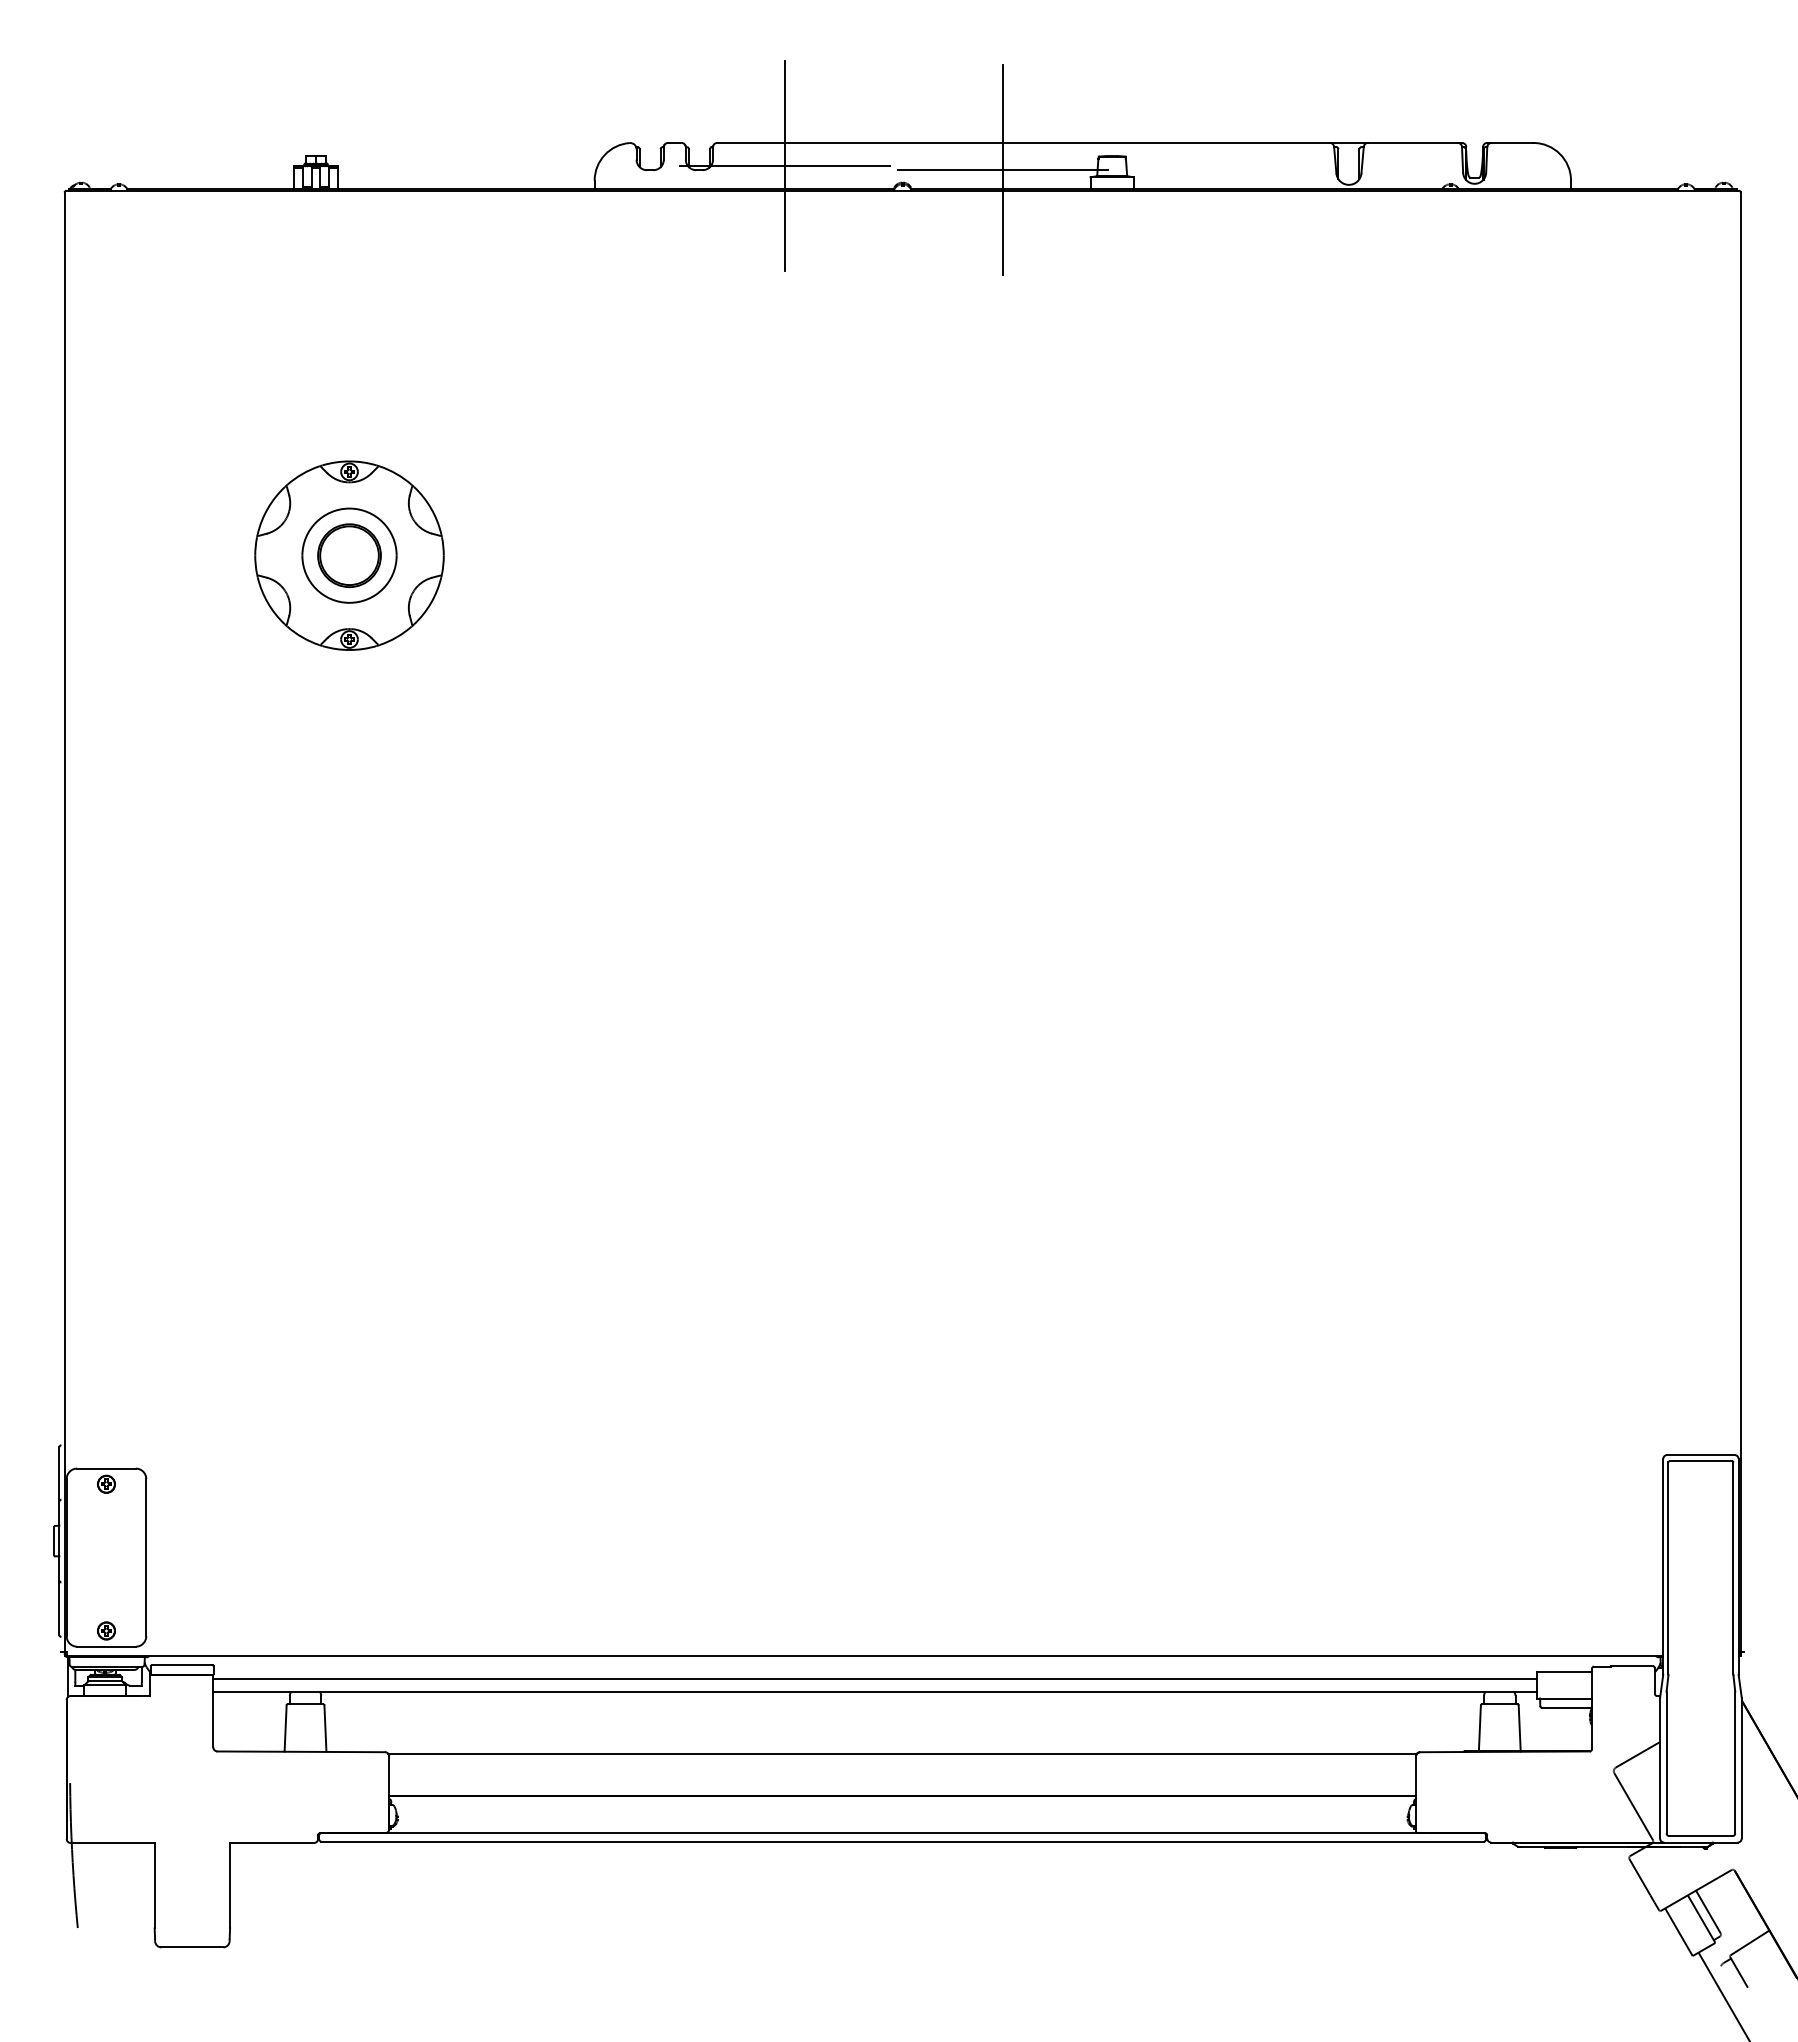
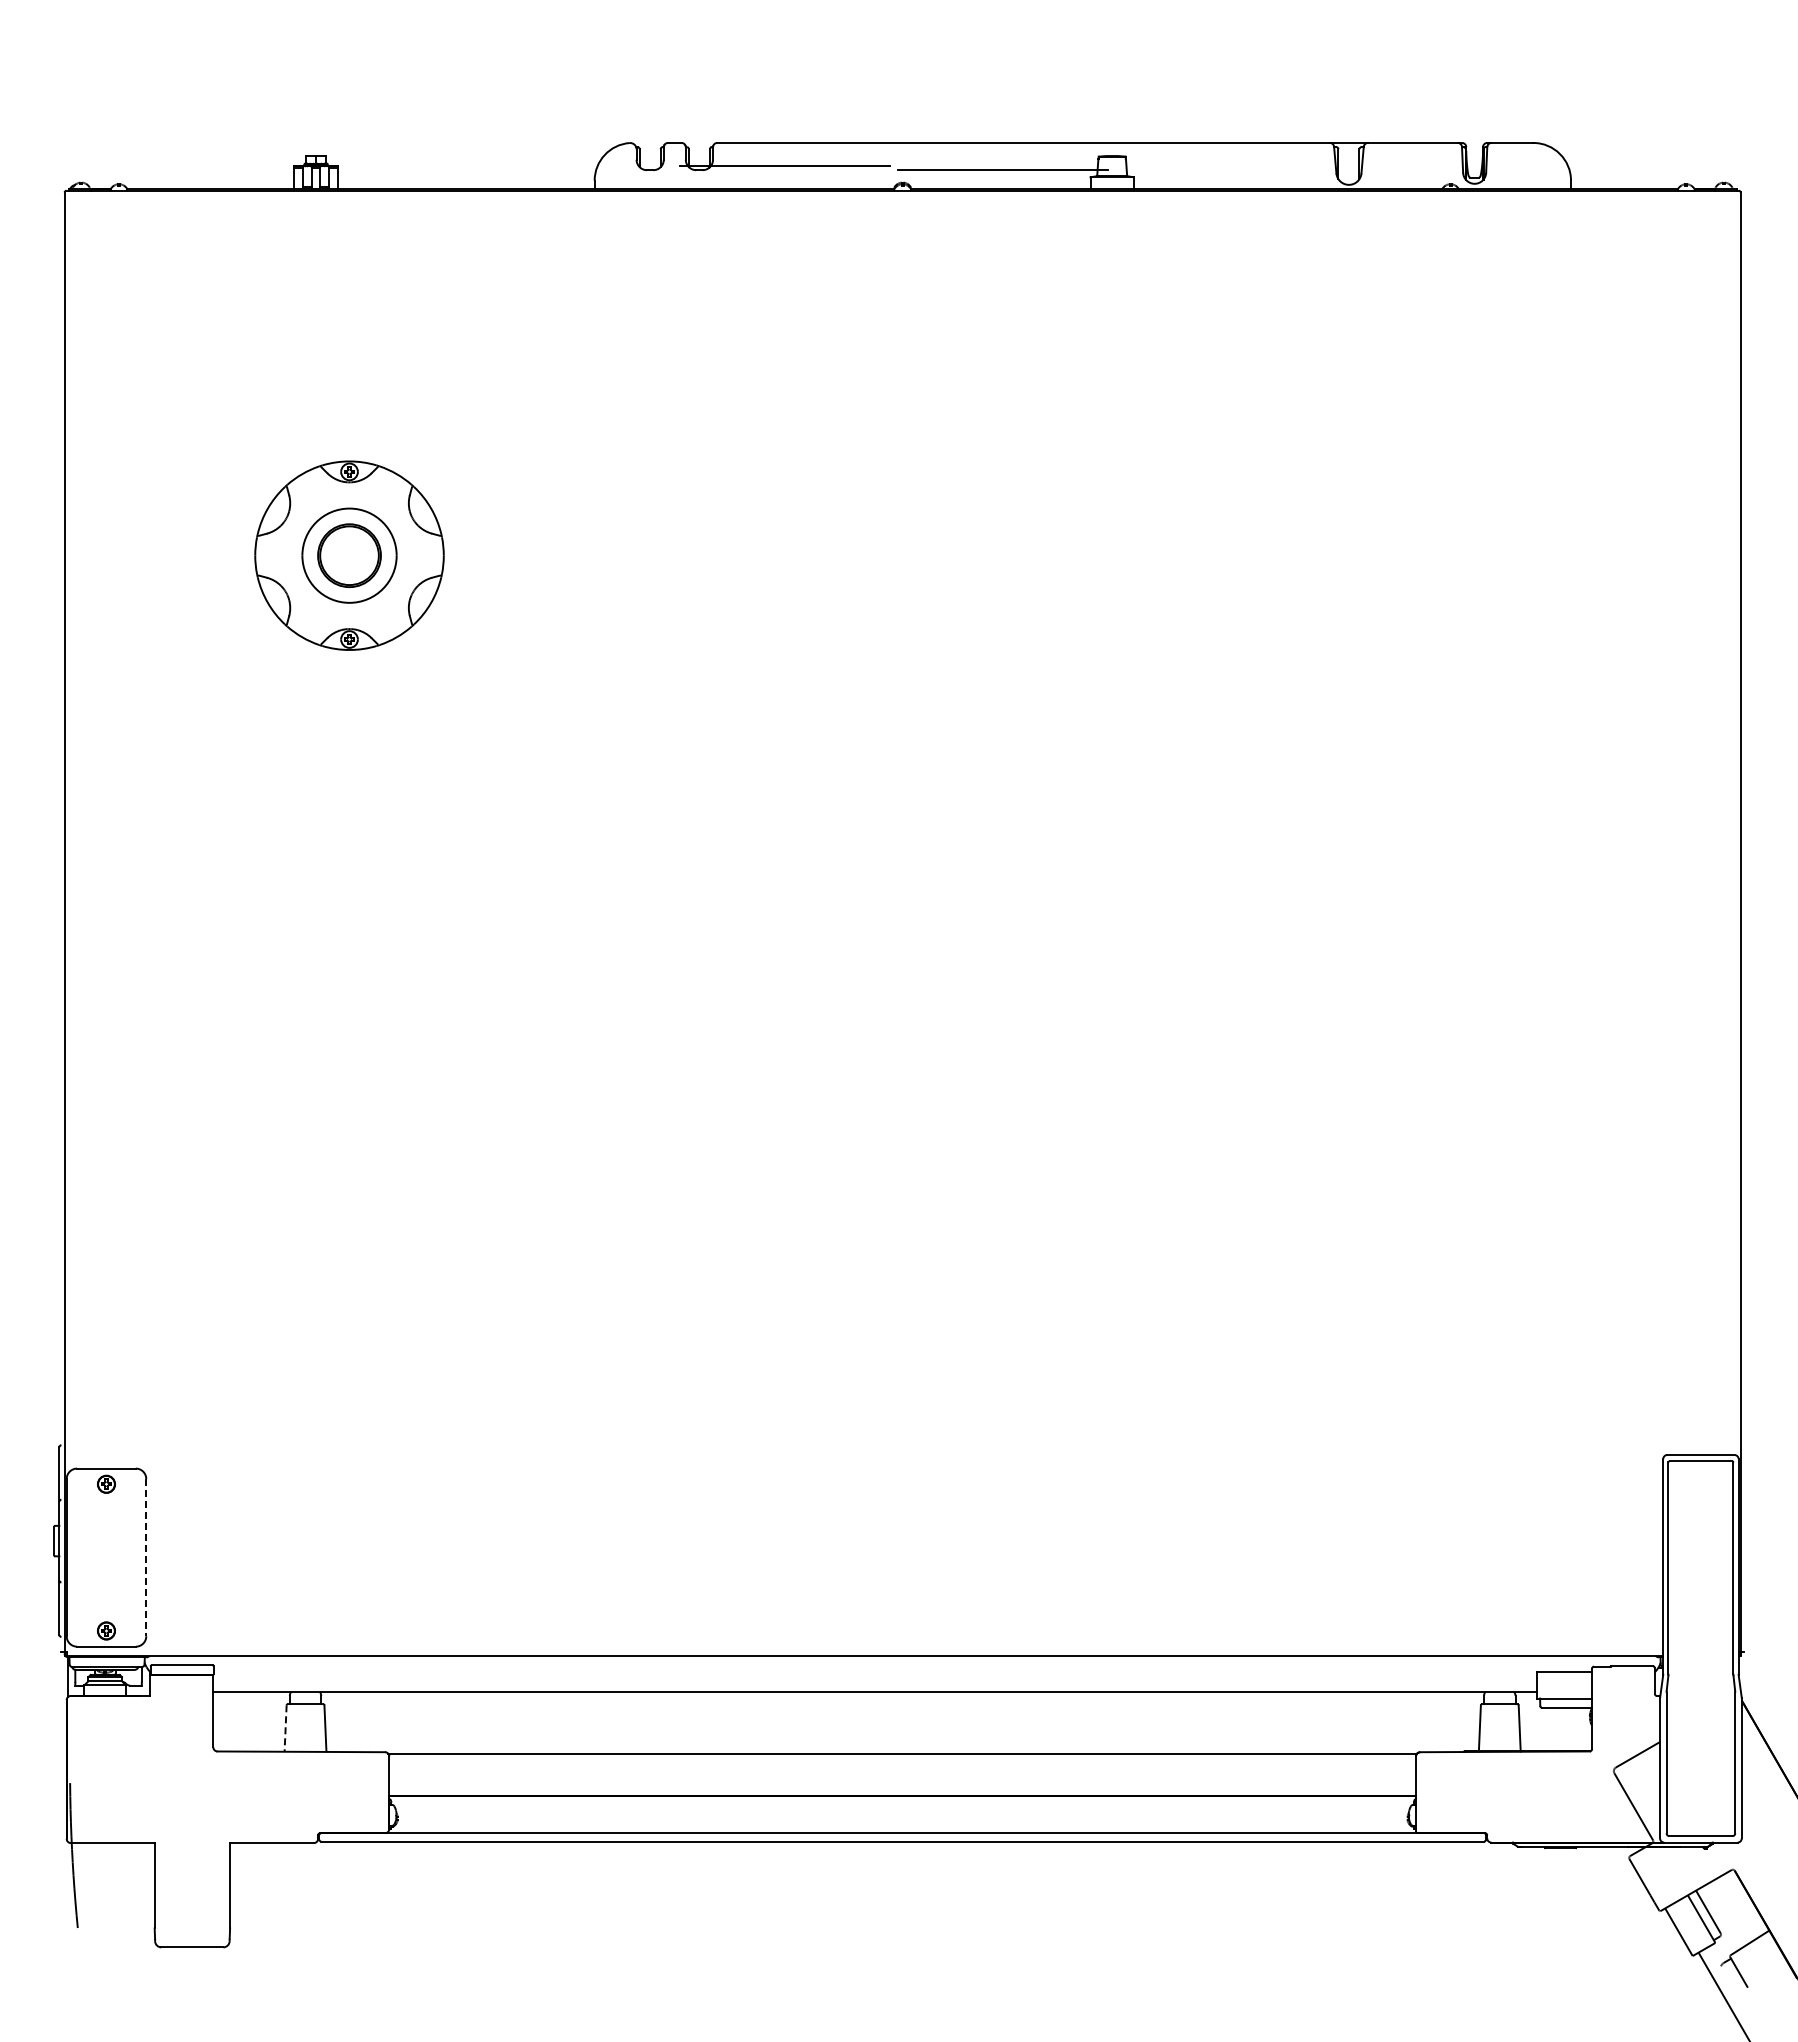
line: present -> none (784, 165)
line: present -> none (1003, 169)
line: solid -> dashed (146, 1557)
line: present -> none (874, 1679)
line: solid -> dashed (285, 1728)
